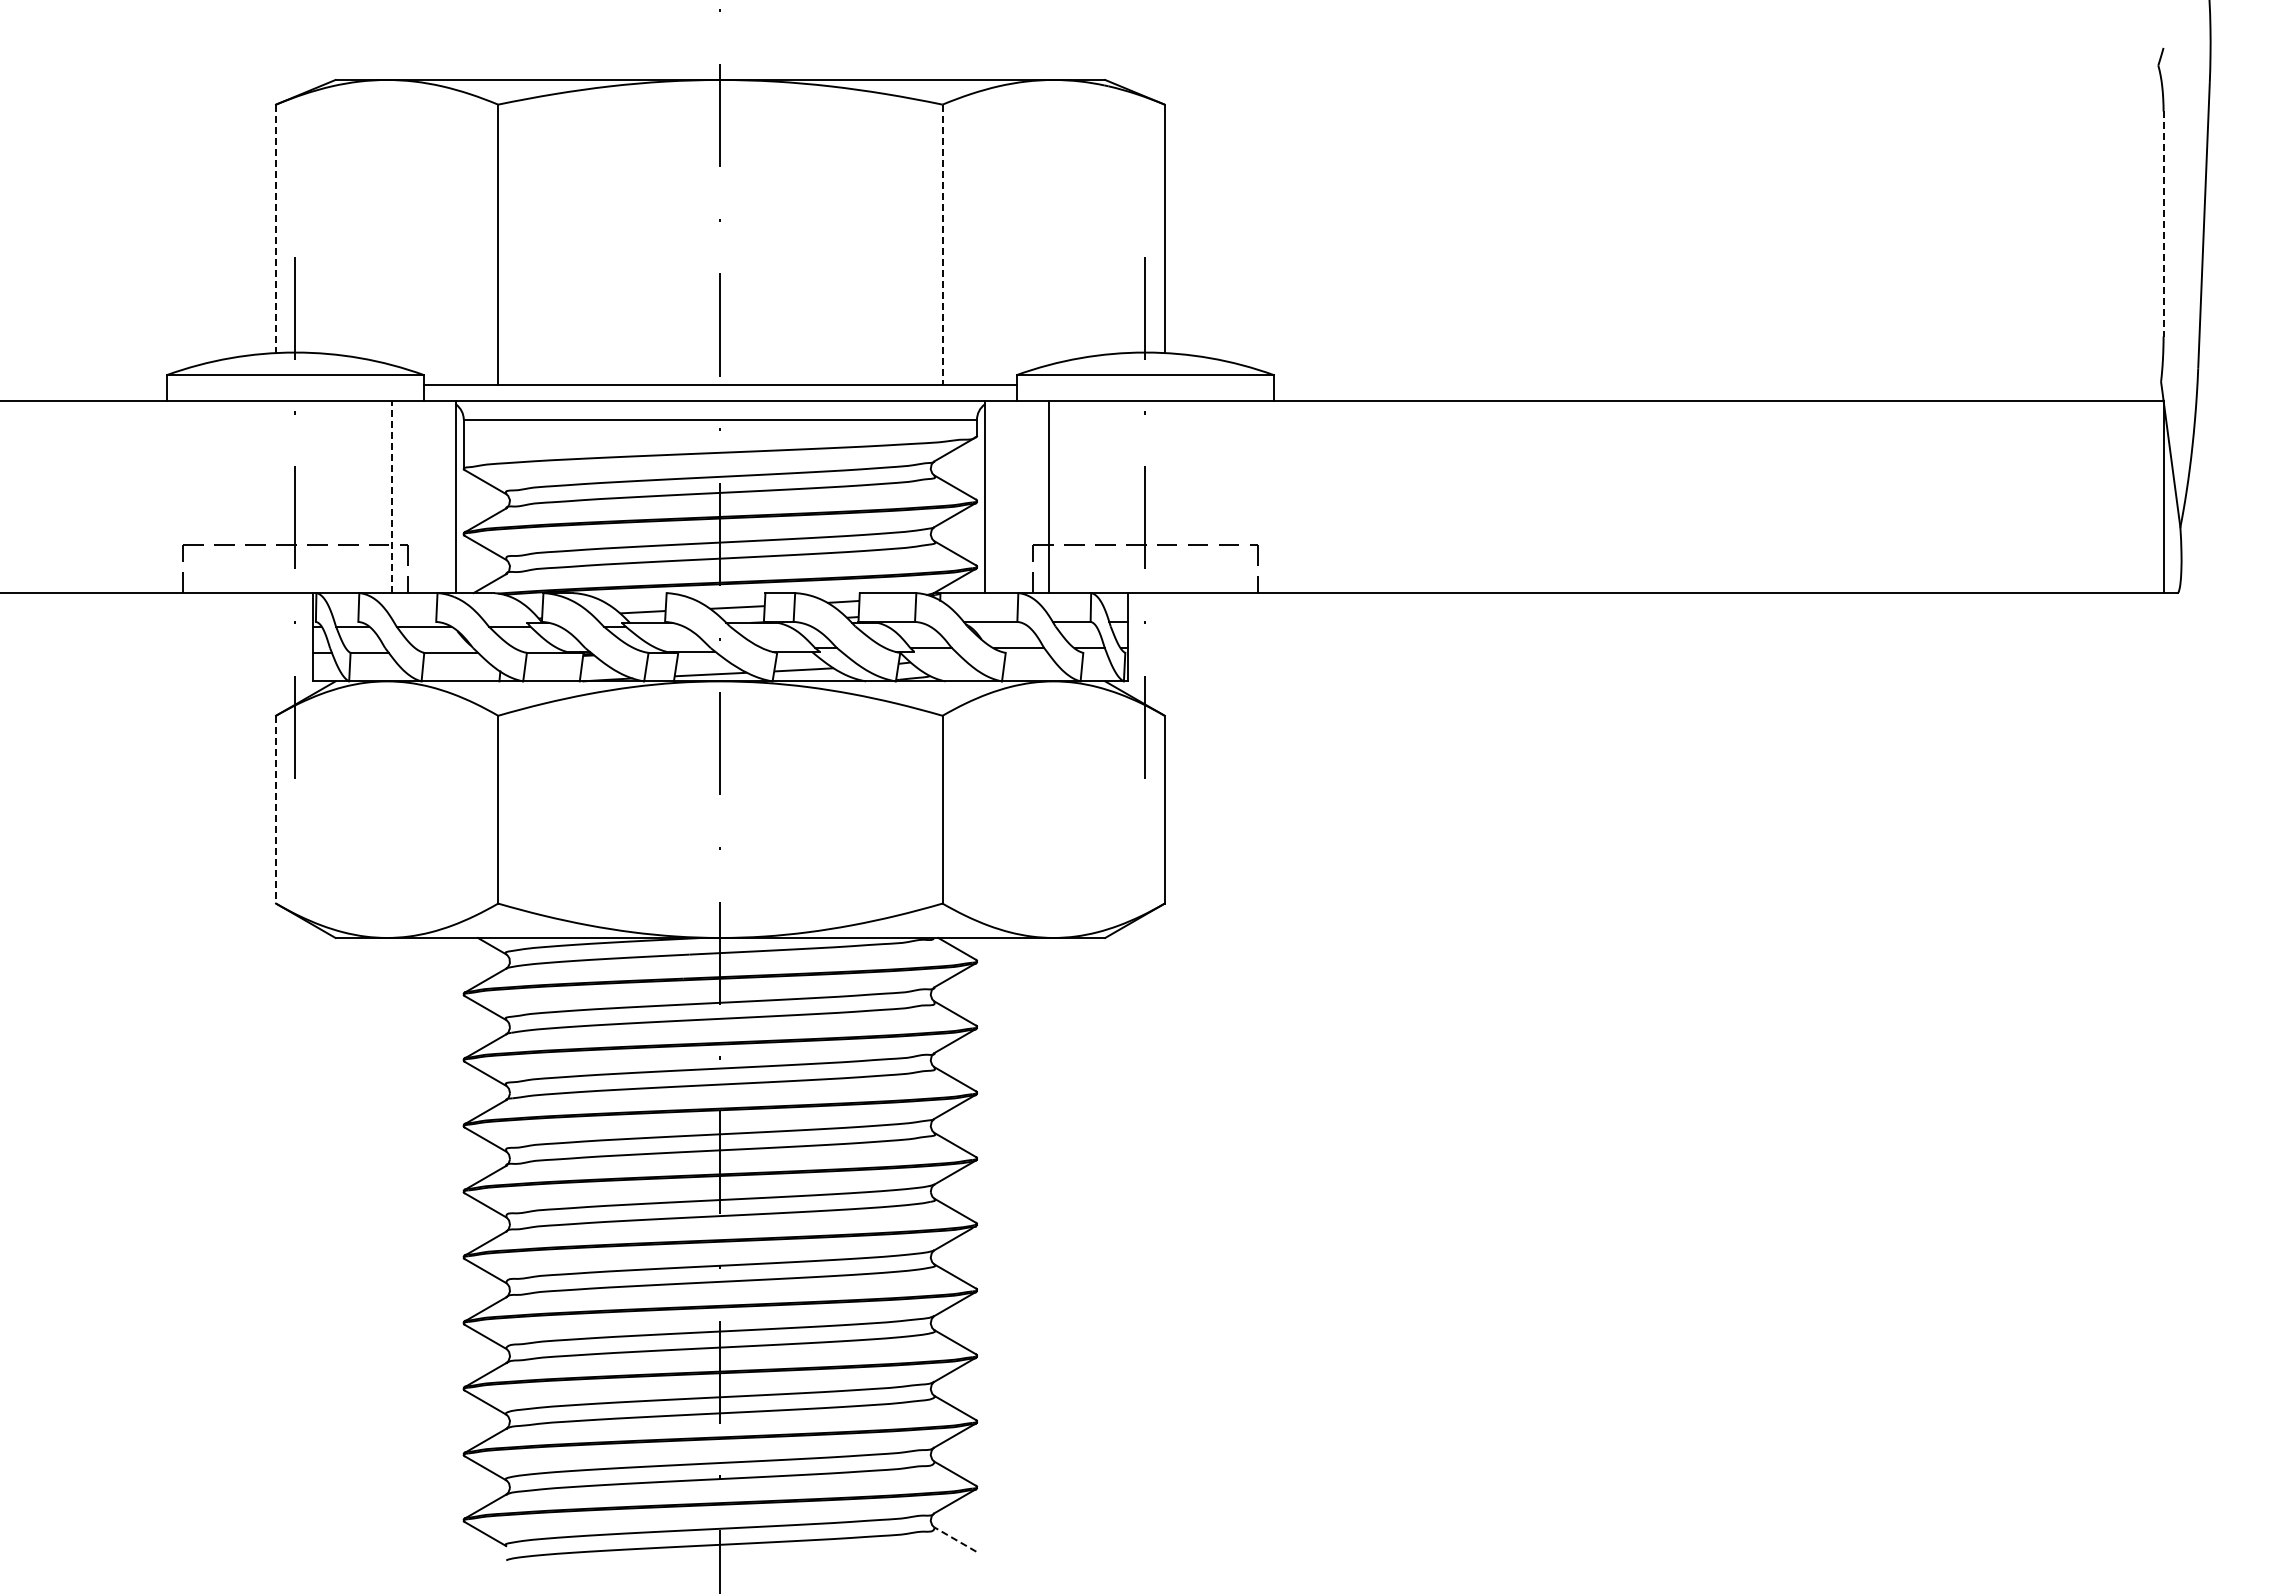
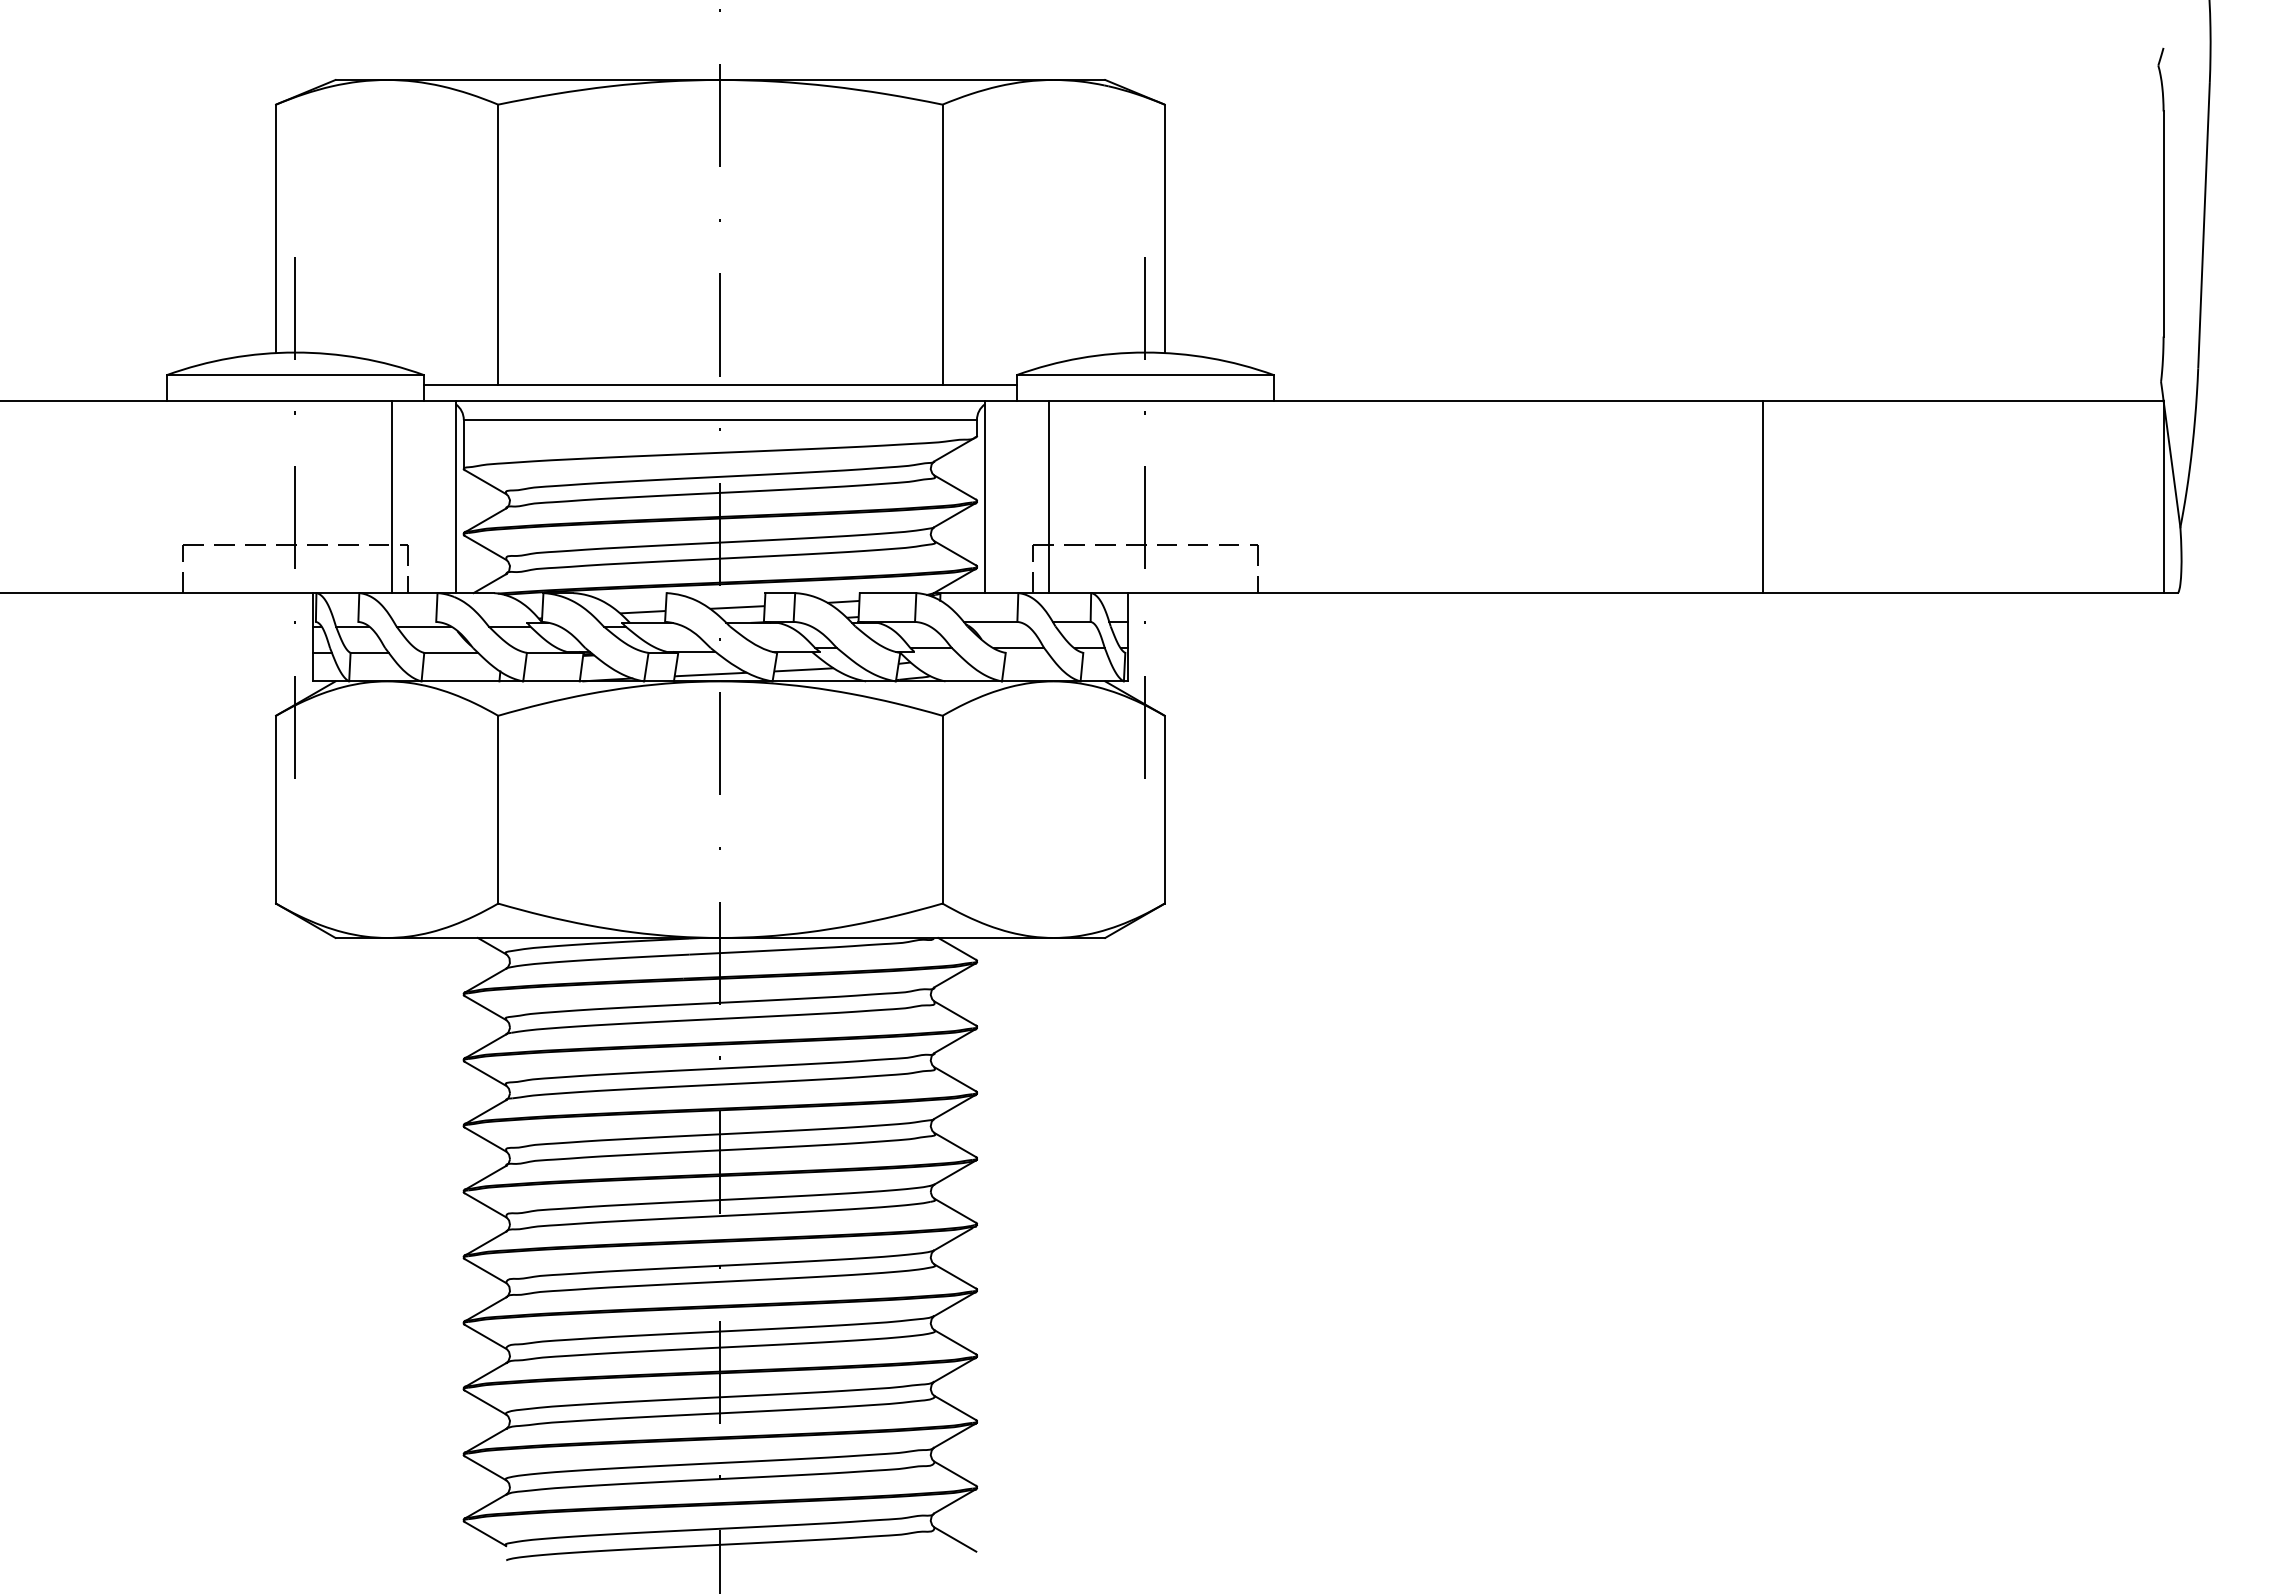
line: dashed -> solid (2163, 224)
line: dashed -> solid (276, 229)
line: dashed -> solid (942, 245)
line: dashed -> solid (391, 496)
line: none -> present (1762, 496)
line: dashed -> solid (276, 809)
line: dashed -> solid (955, 1539)
